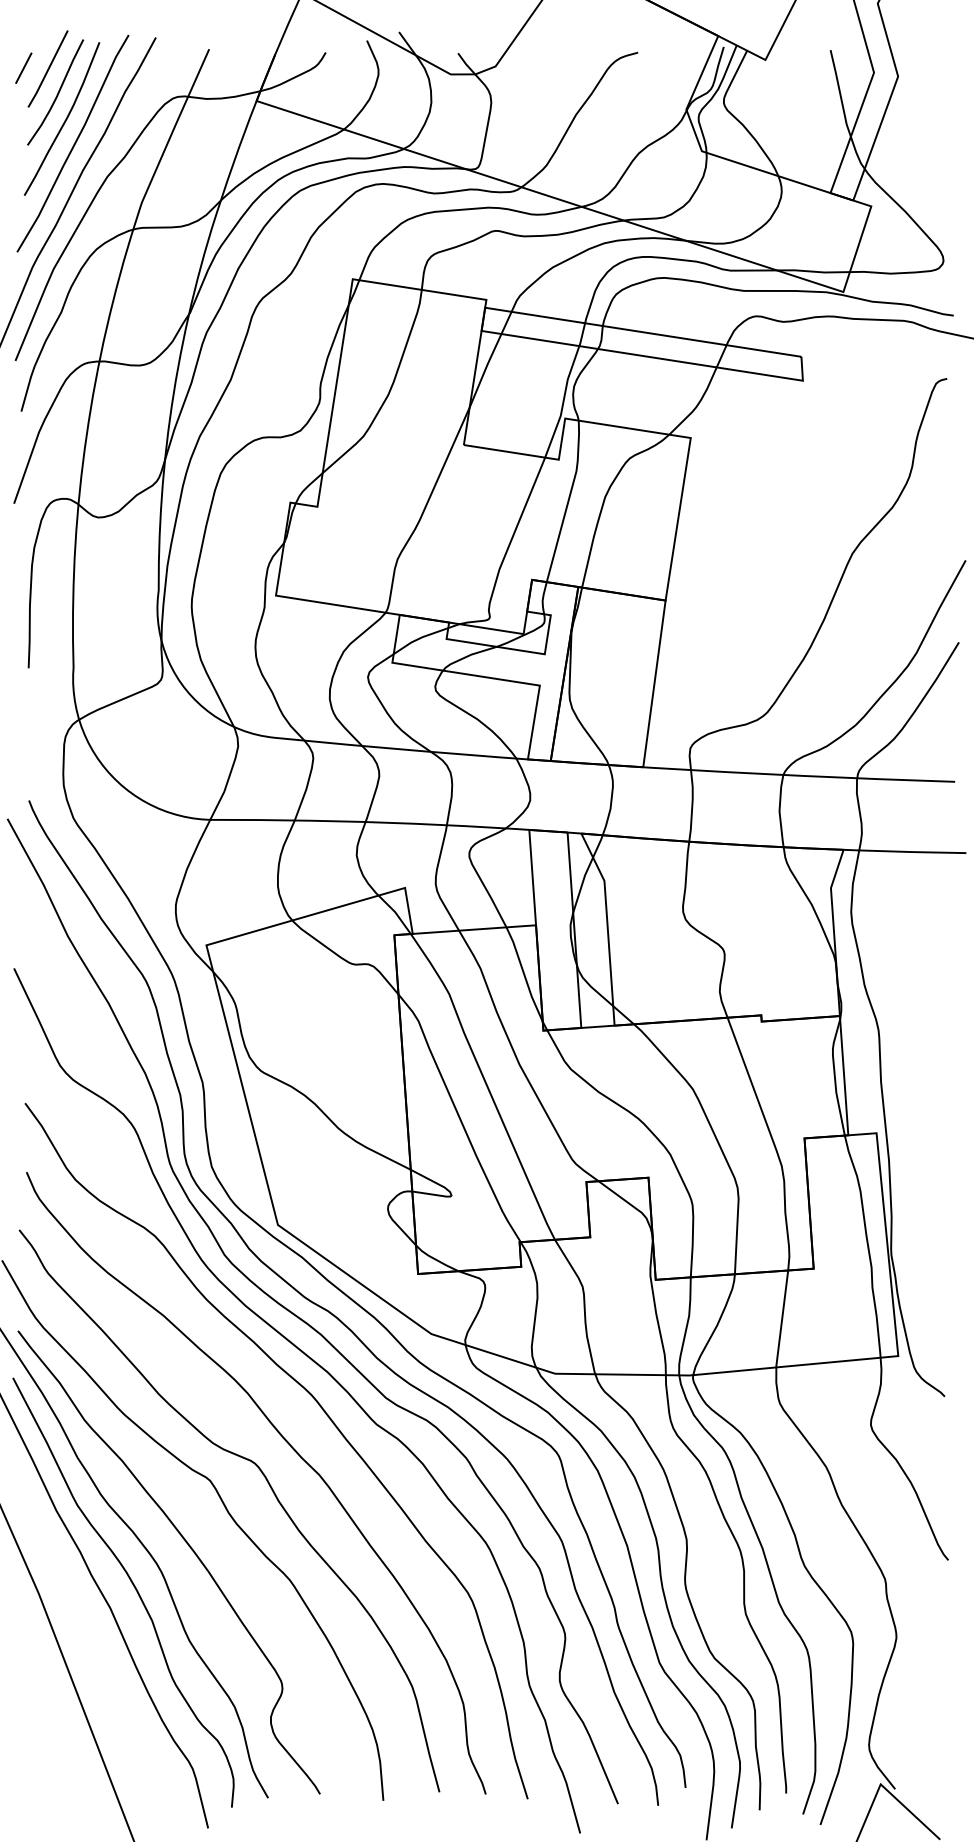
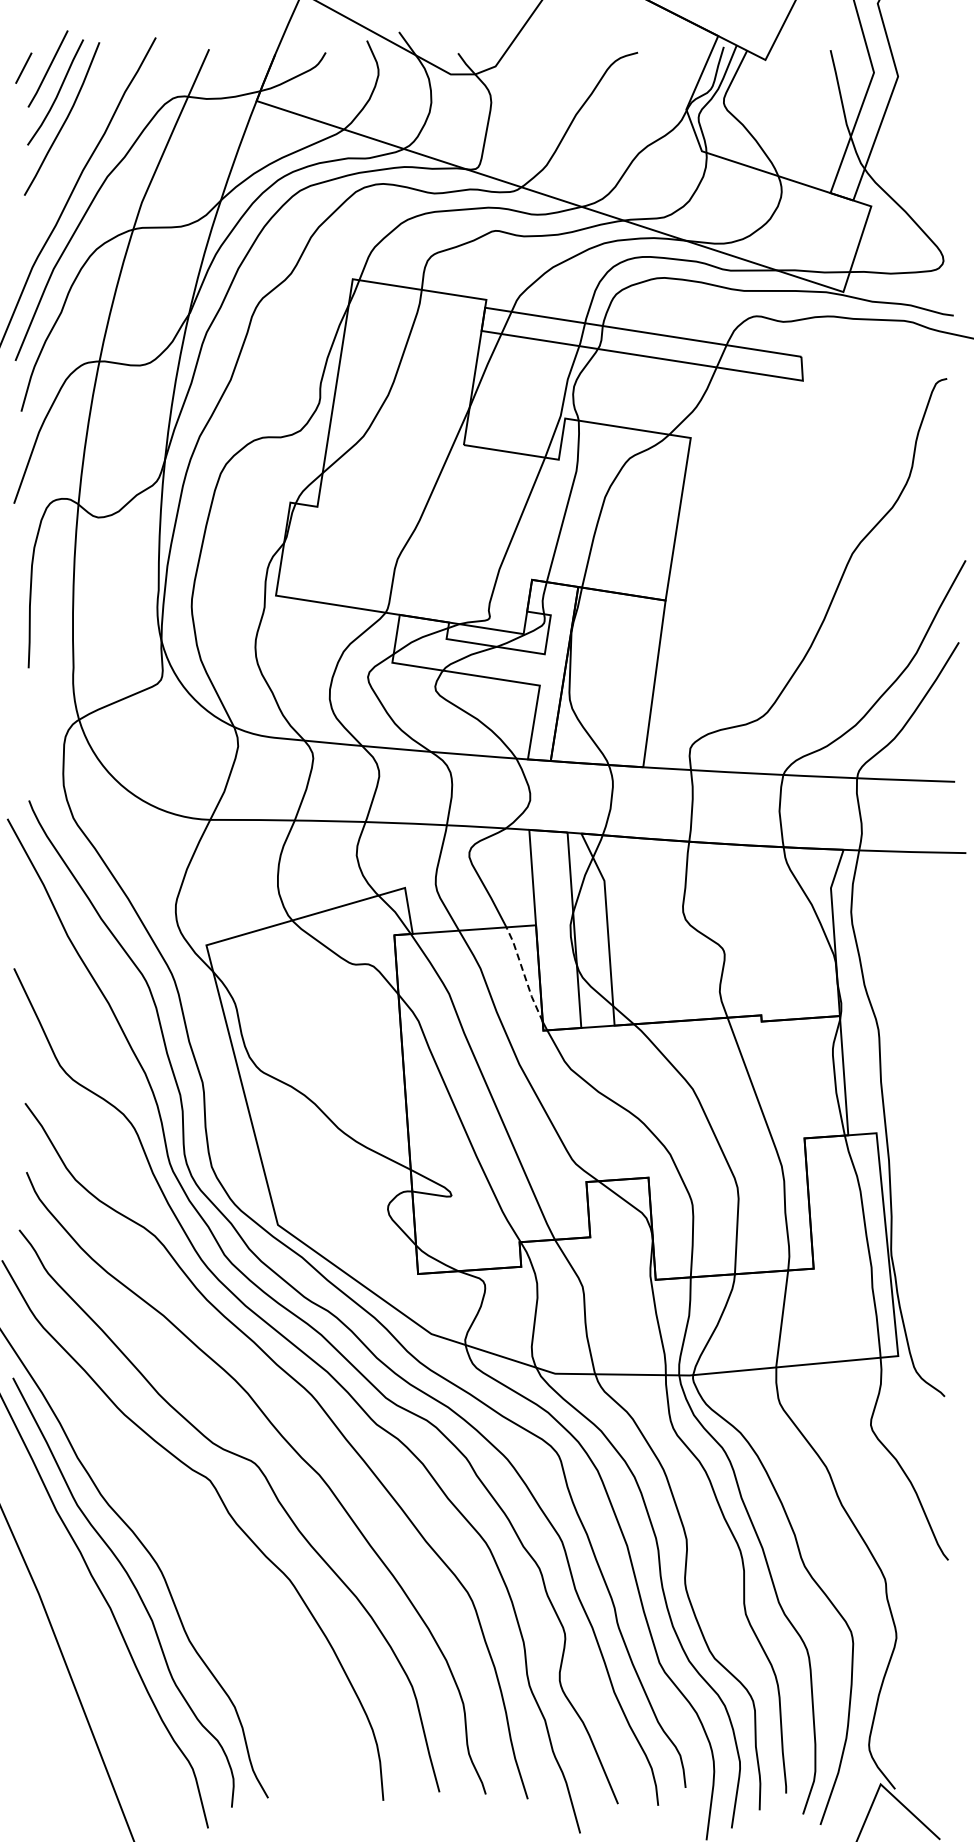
curve: present -> none (73, 144)
line: solid -> dashed (524, 974)
curve: present -> none (188, 1546)
